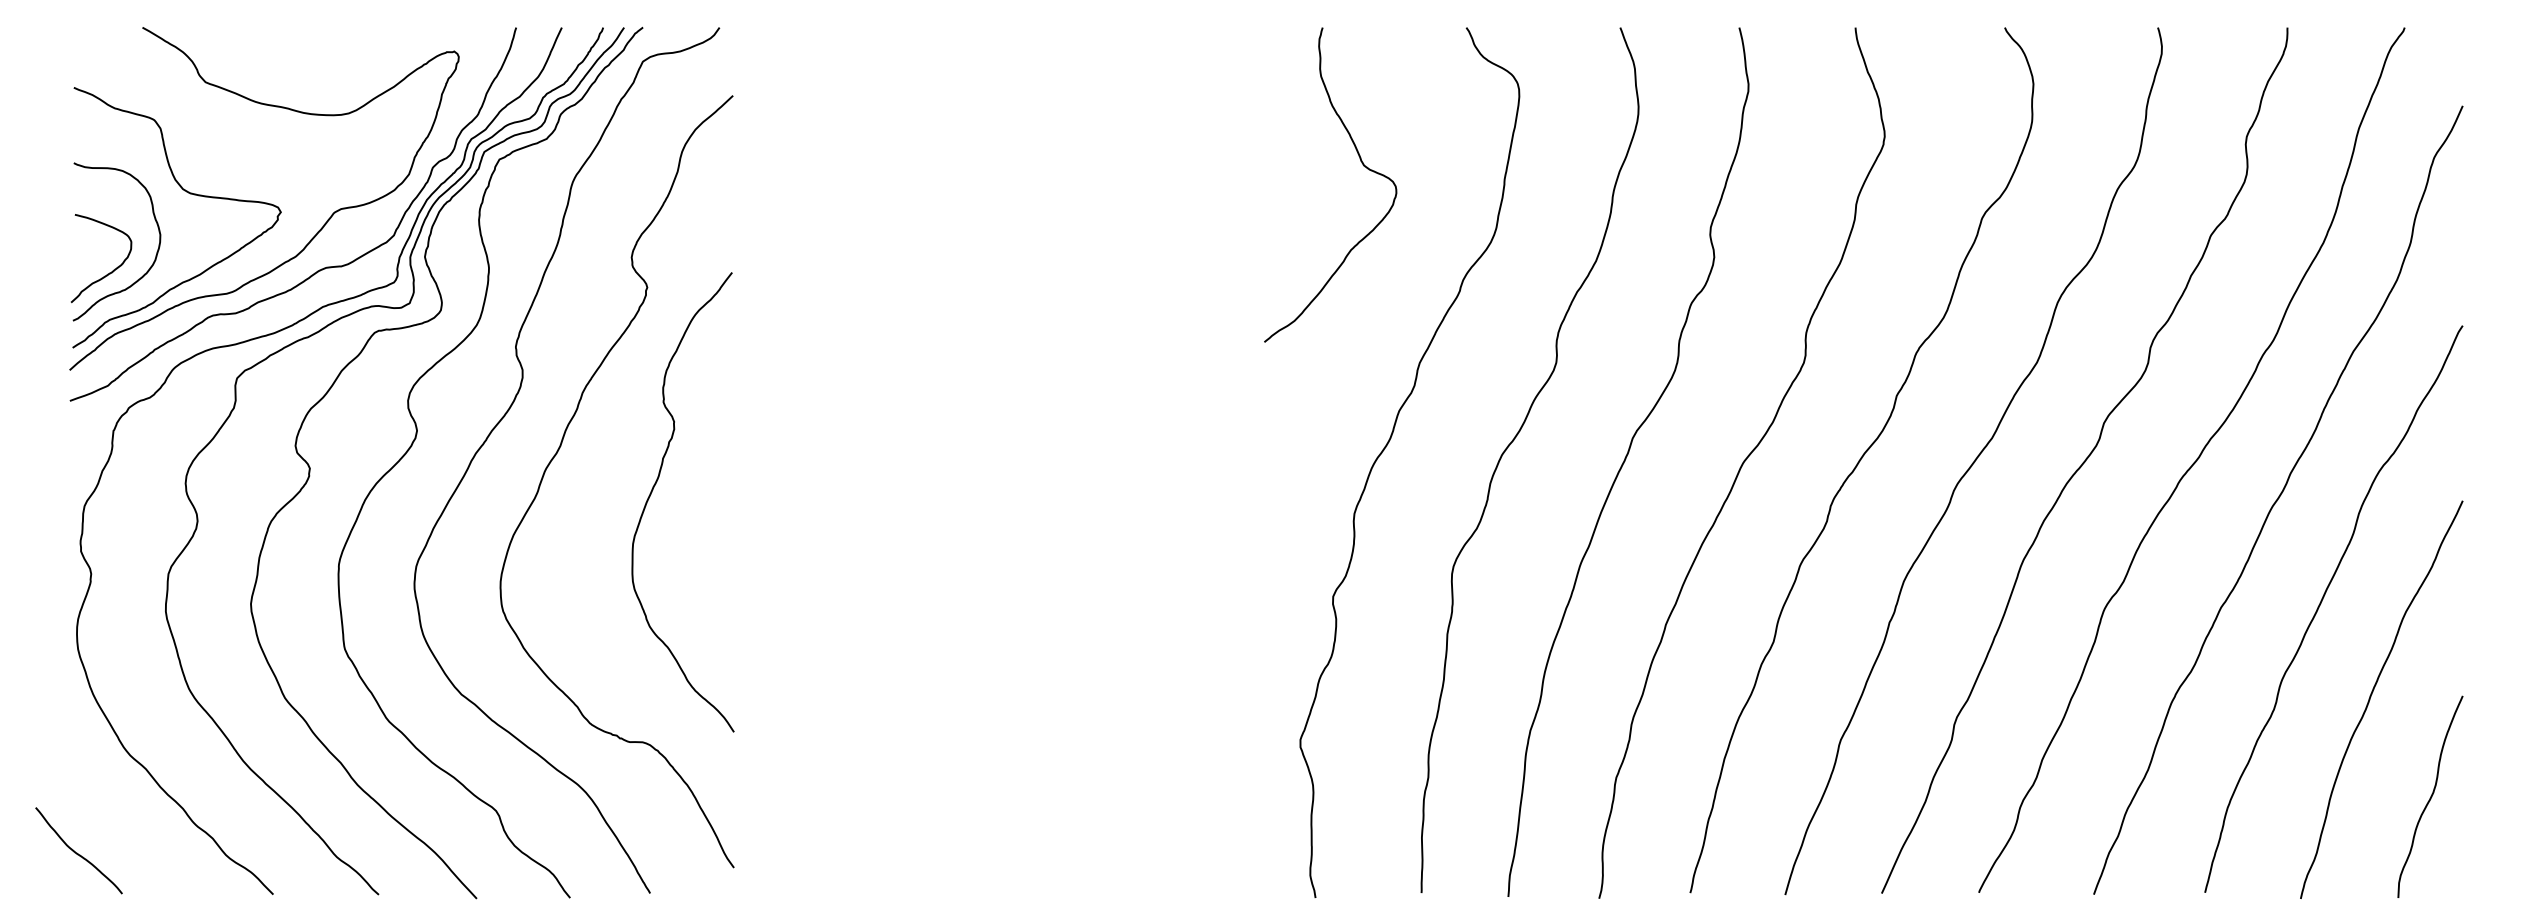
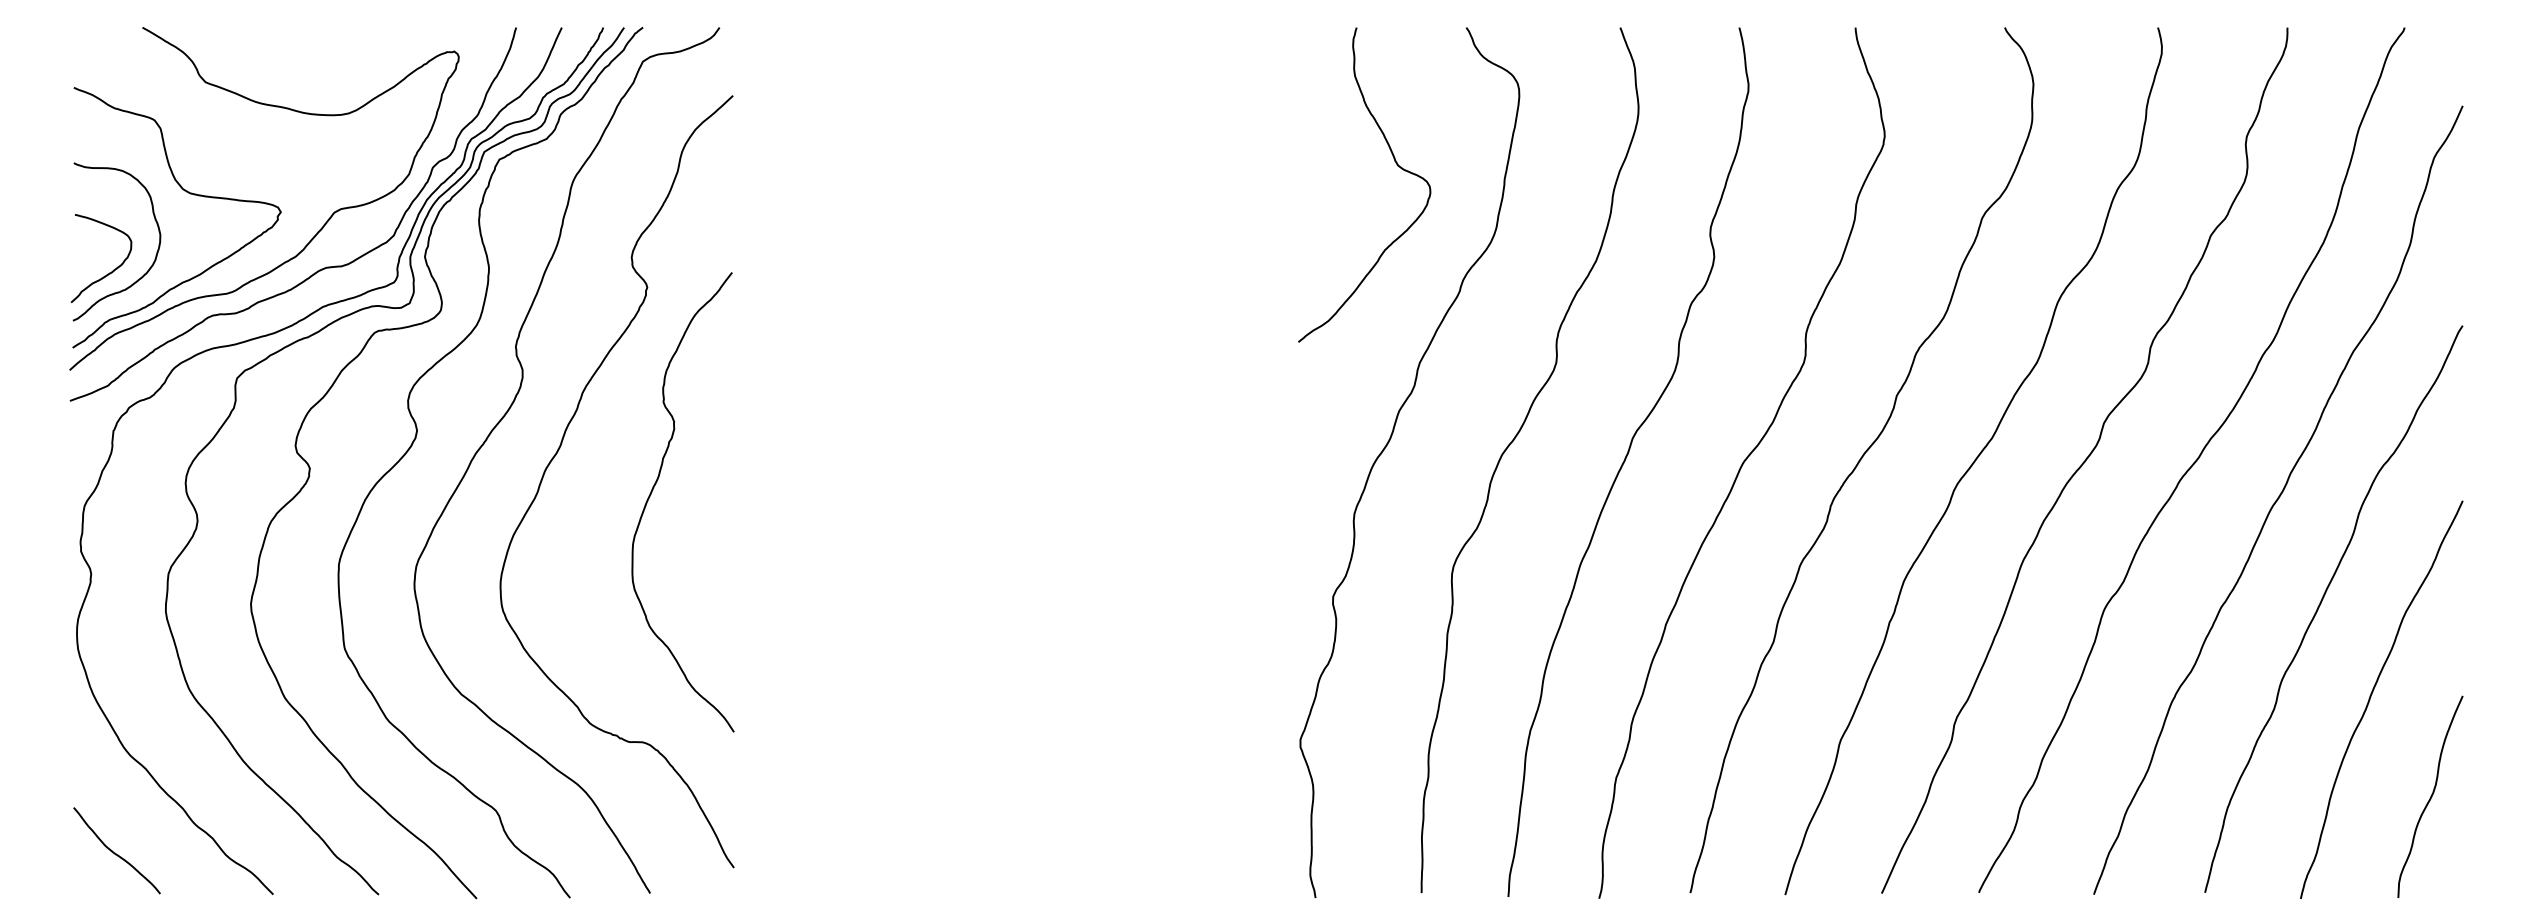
curve position: (1361, 163) -> (1395, 163) (1395, 163)
curve position: (77, 852) -> (115, 852) (115, 852)
